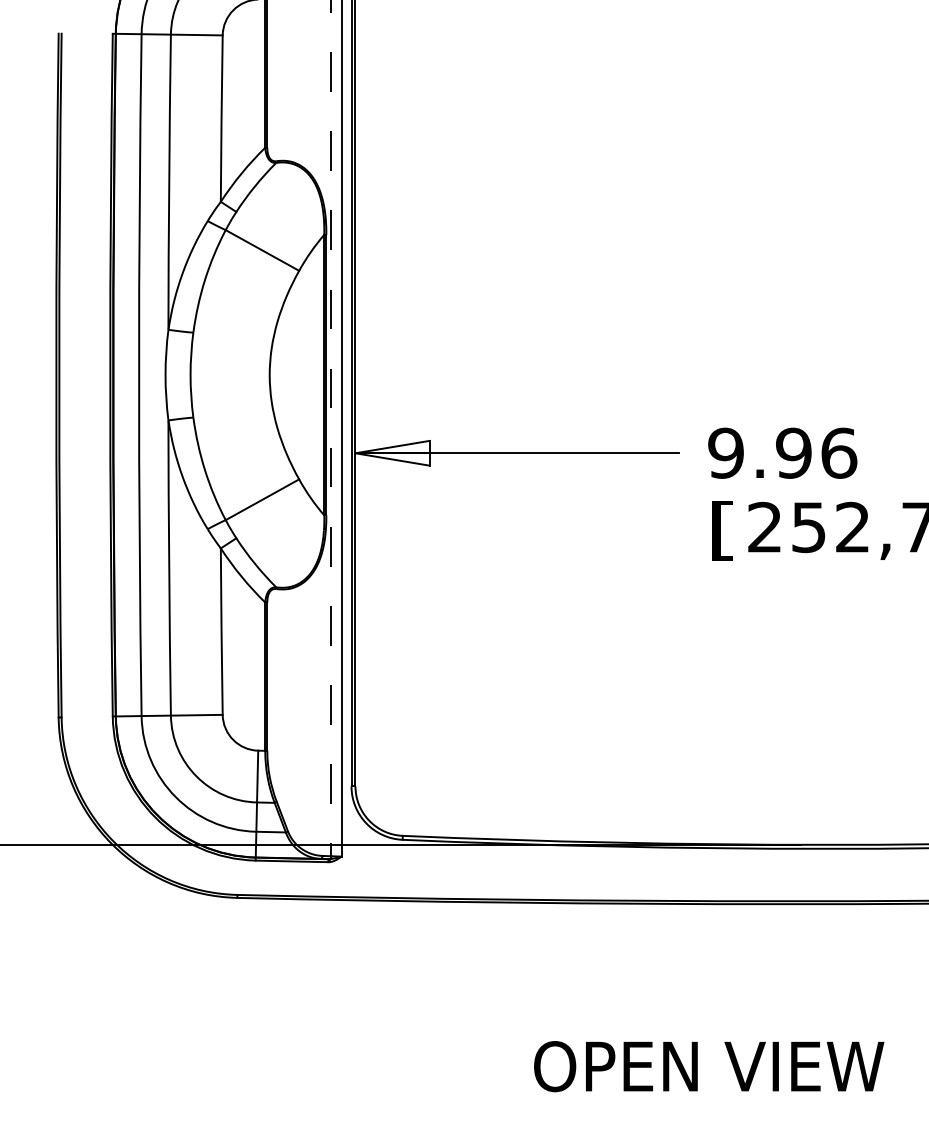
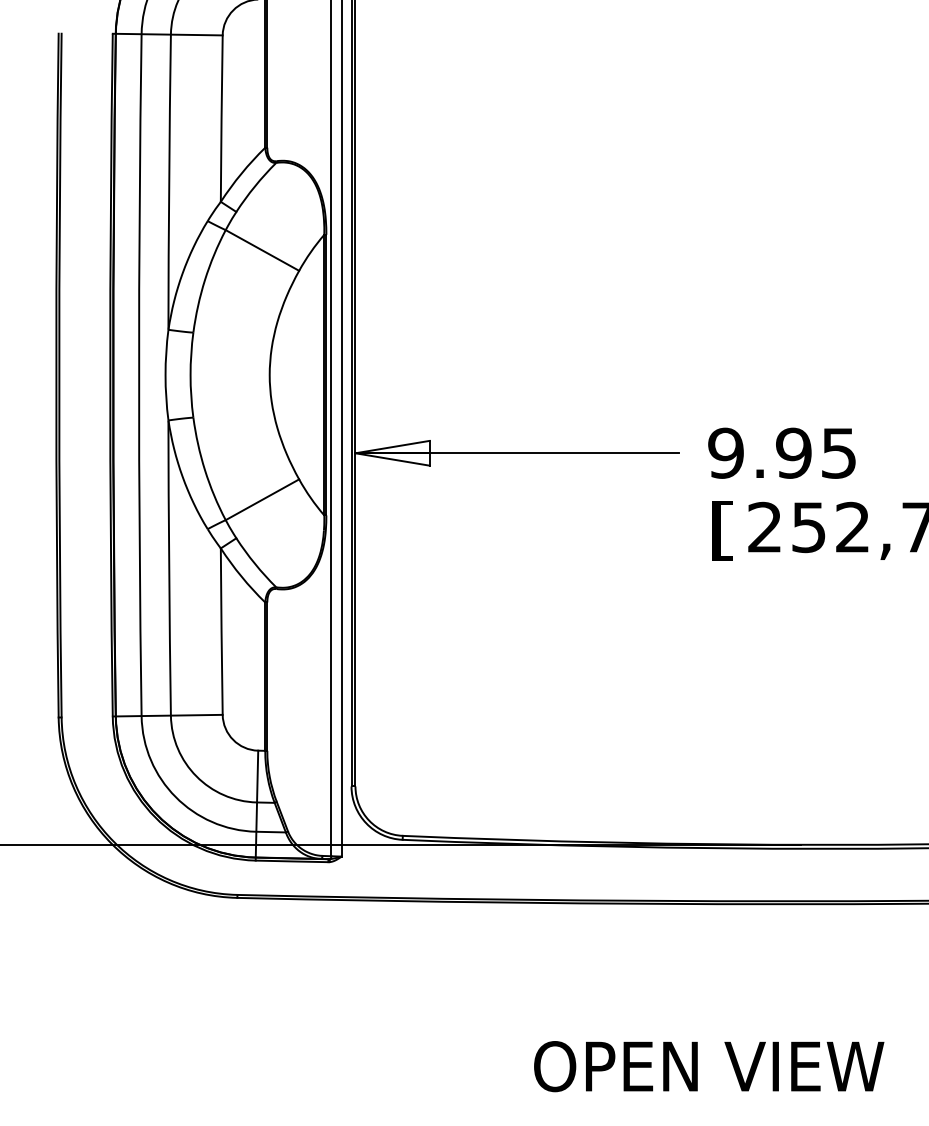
line: dashed -> solid (331, 428)
text: 9.96 -> 9.95 (839, 452)
